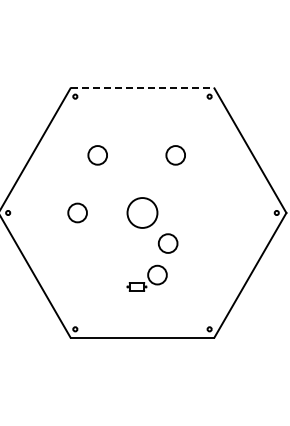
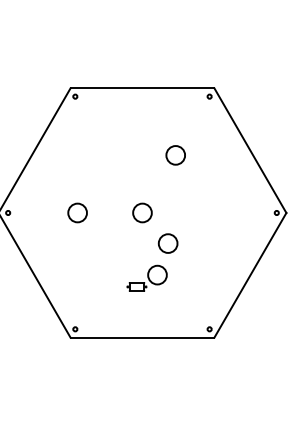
line: dashed -> solid (142, 88)
circle: present -> none (97, 155)
circle diameter: 30 px -> 19 px (142, 212)
